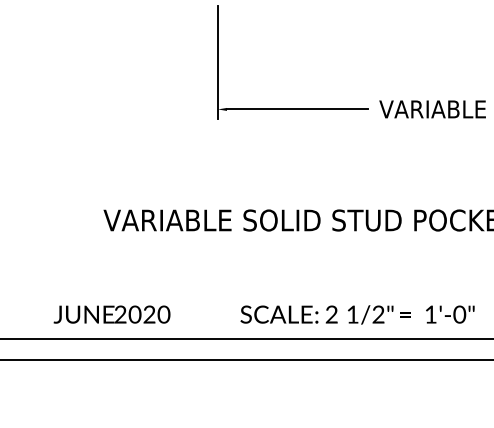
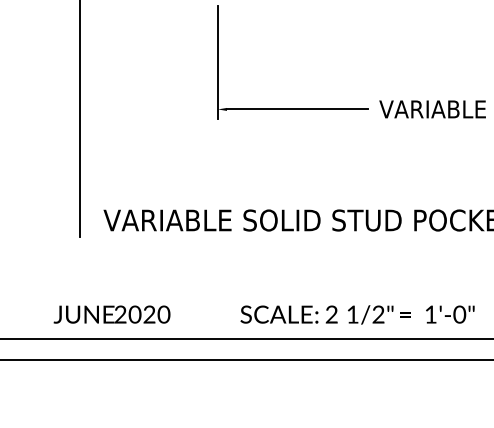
line: none -> present (80, 119)
